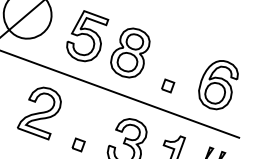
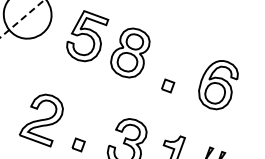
line: solid -> dashed (23, 18)
line: present -> none (120, 94)
part position: (39, 113) -> (41, 120) (41, 120)
